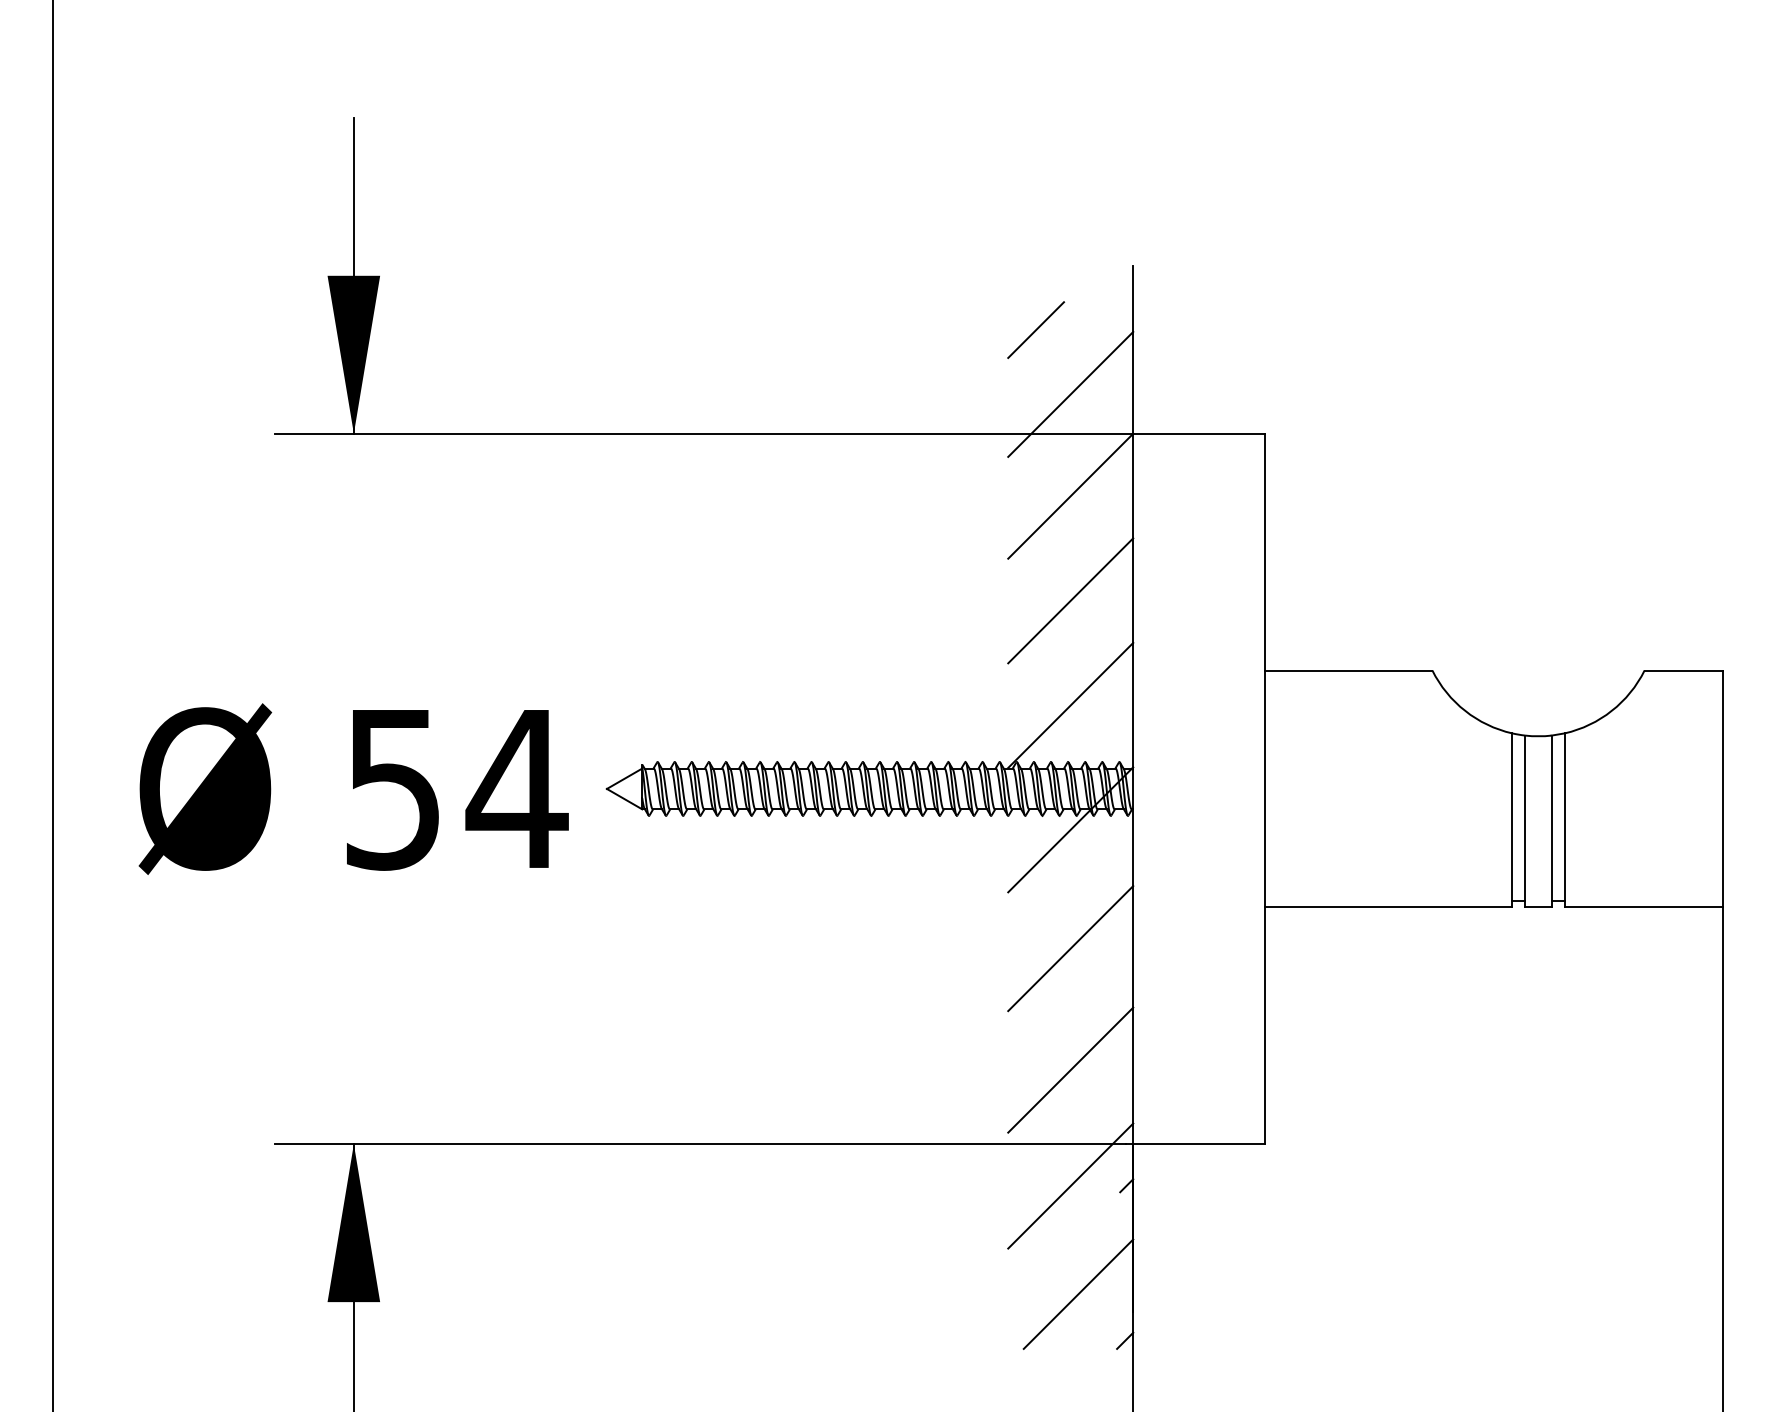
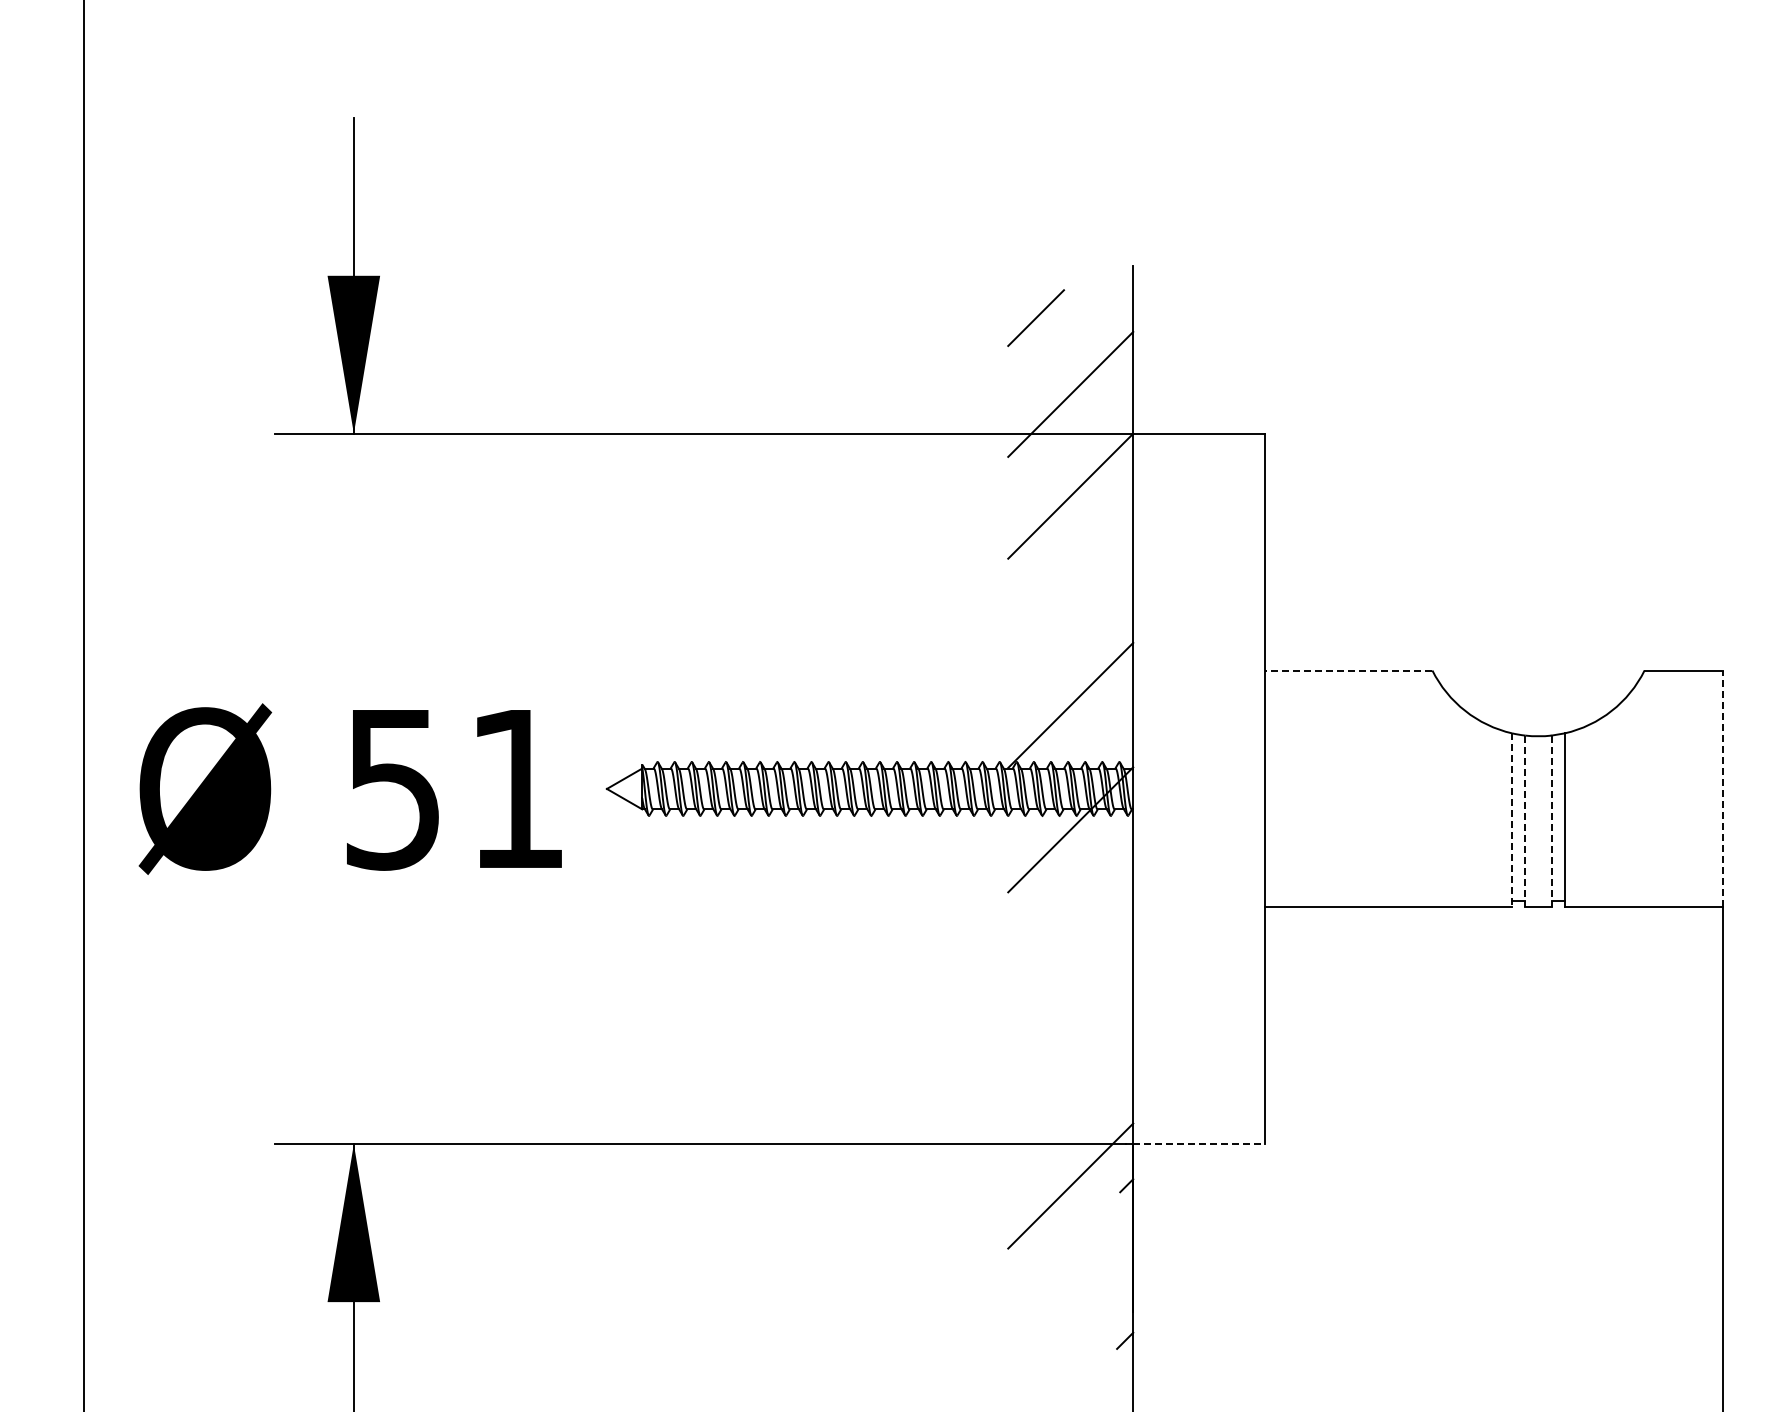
line position: (1036, 329) -> (1036, 317) (1036, 317)
line: present -> none (1070, 600)
line: solid -> dashed (1348, 670)
line position: (53, 705) -> (84, 705) (84, 705)
text: 54 -> 51 (516, 788)
line: solid -> dashed (1722, 788)
line: solid -> dashed (1512, 820)
line: solid -> dashed (1525, 821)
line: solid -> dashed (1551, 821)
line: present -> none (1070, 948)
line: present -> none (1070, 1069)
line: solid -> dashed (1199, 1144)
line: present -> none (1078, 1293)
